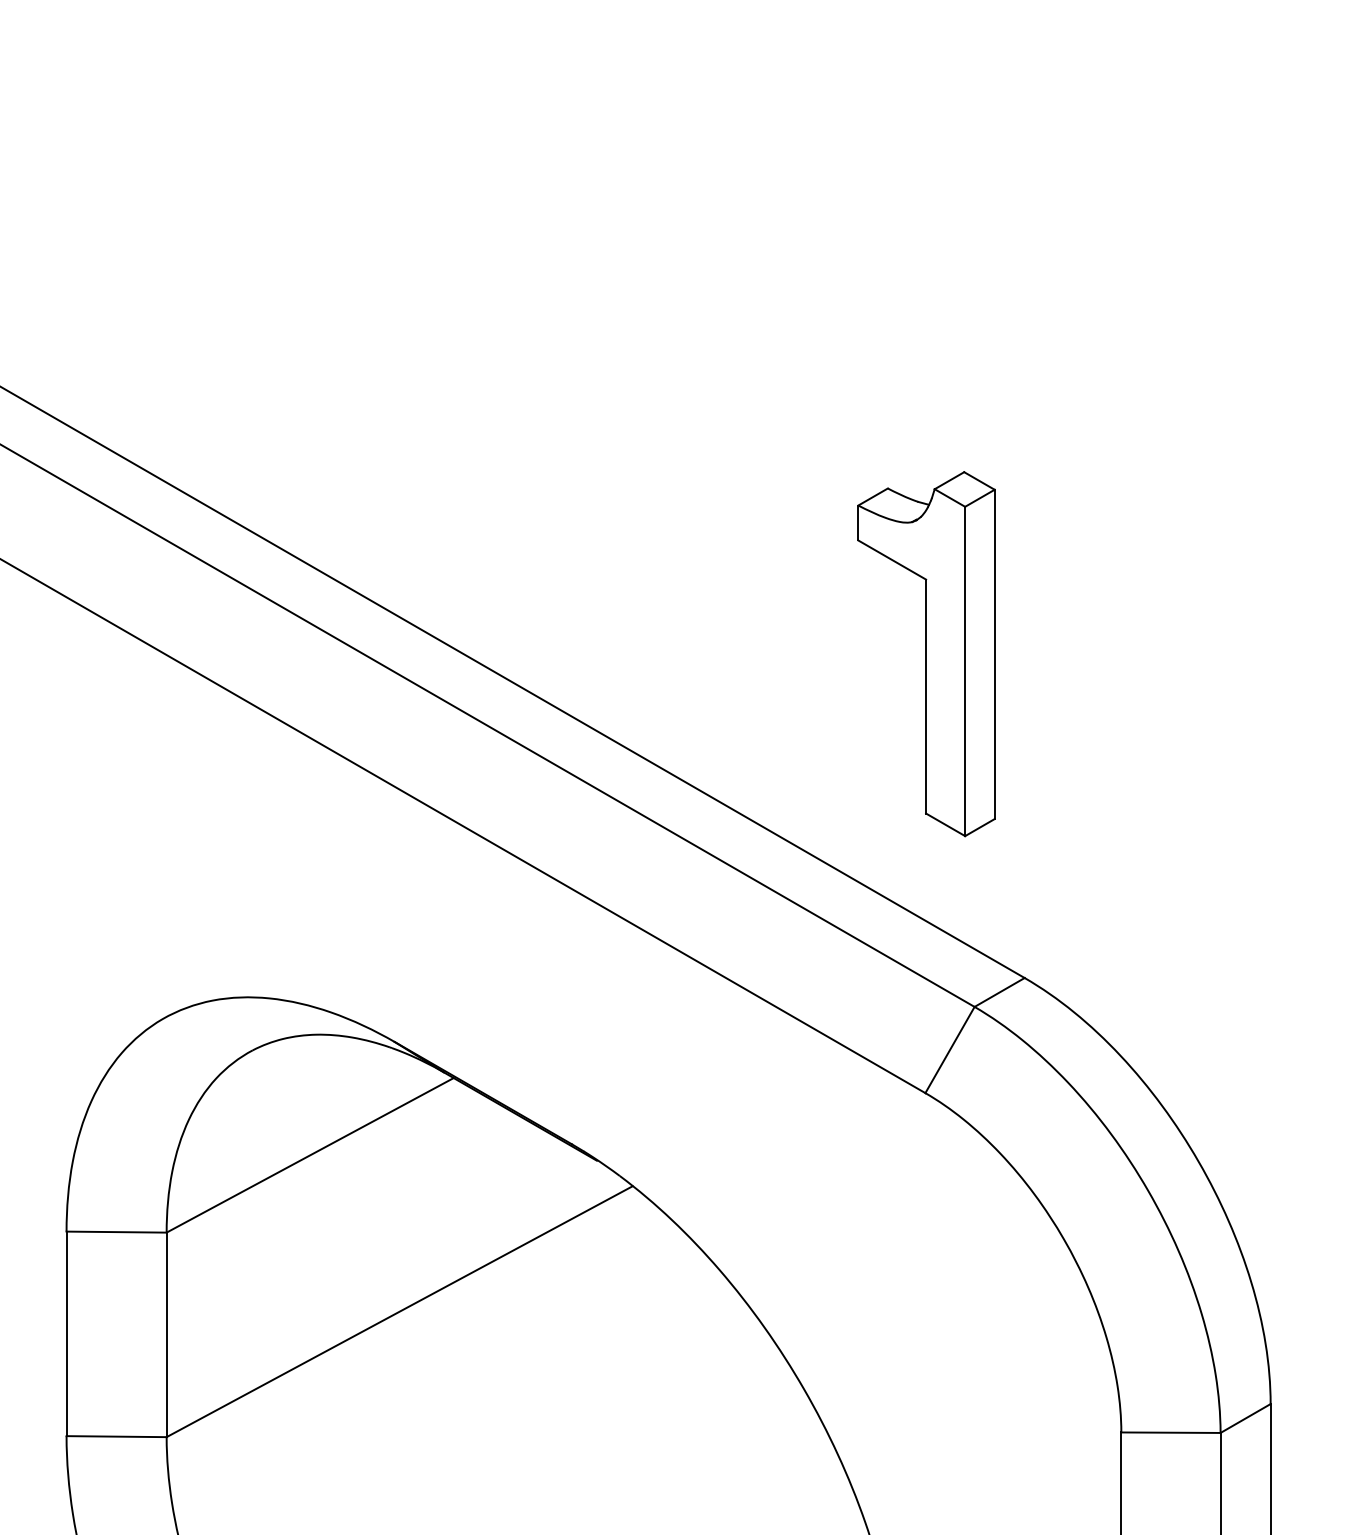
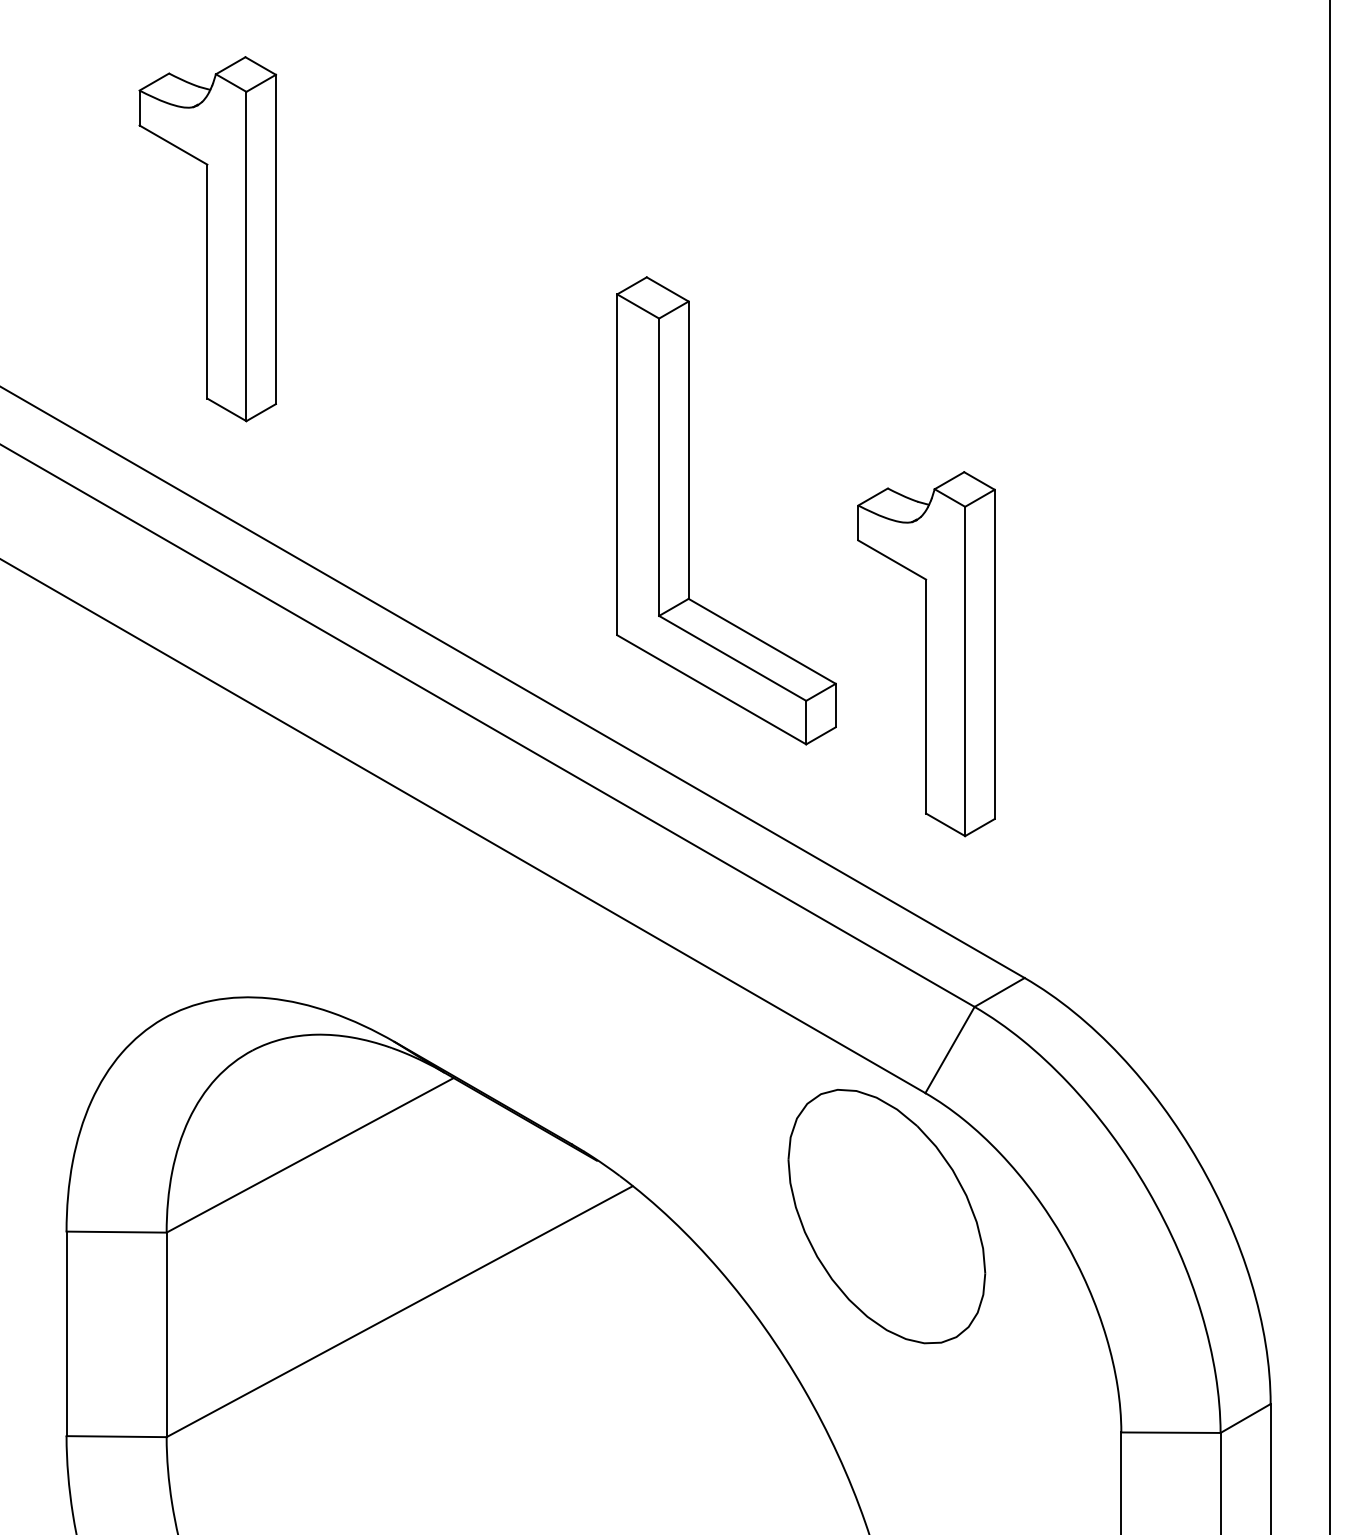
part: none -> present (207, 239)
part: none -> present (689, 510)
line: none -> present (1329, 766)
part: none -> present (886, 1216)
